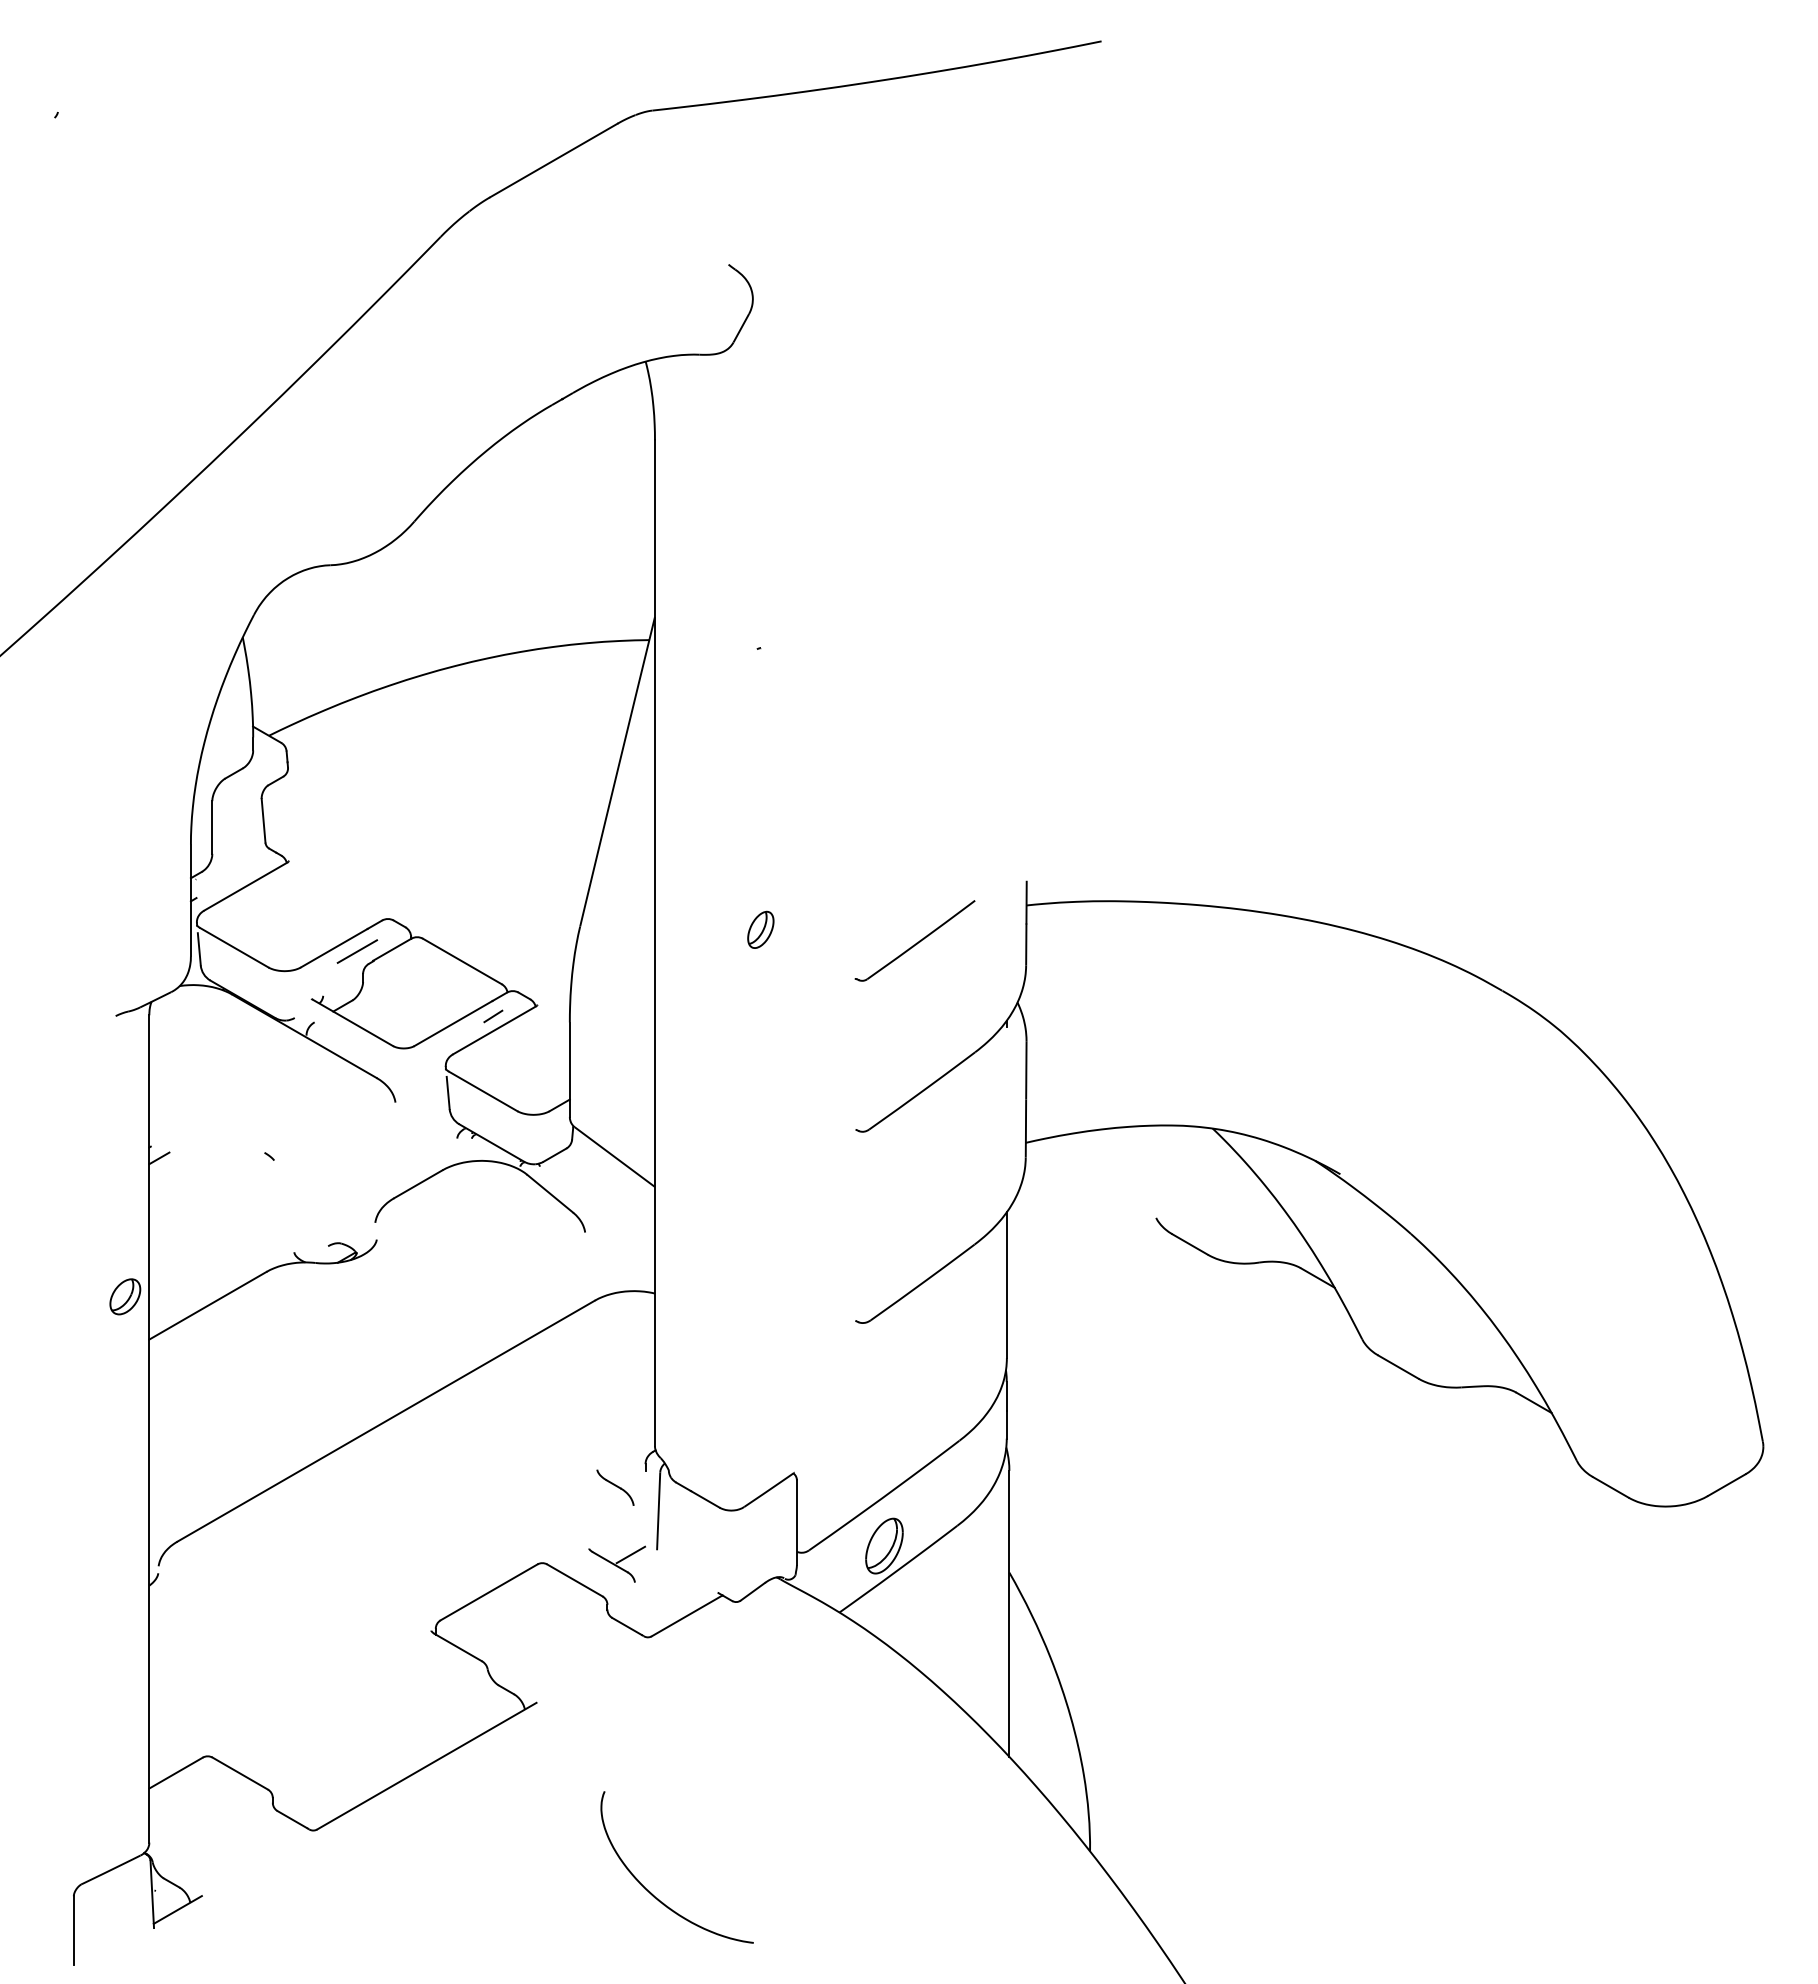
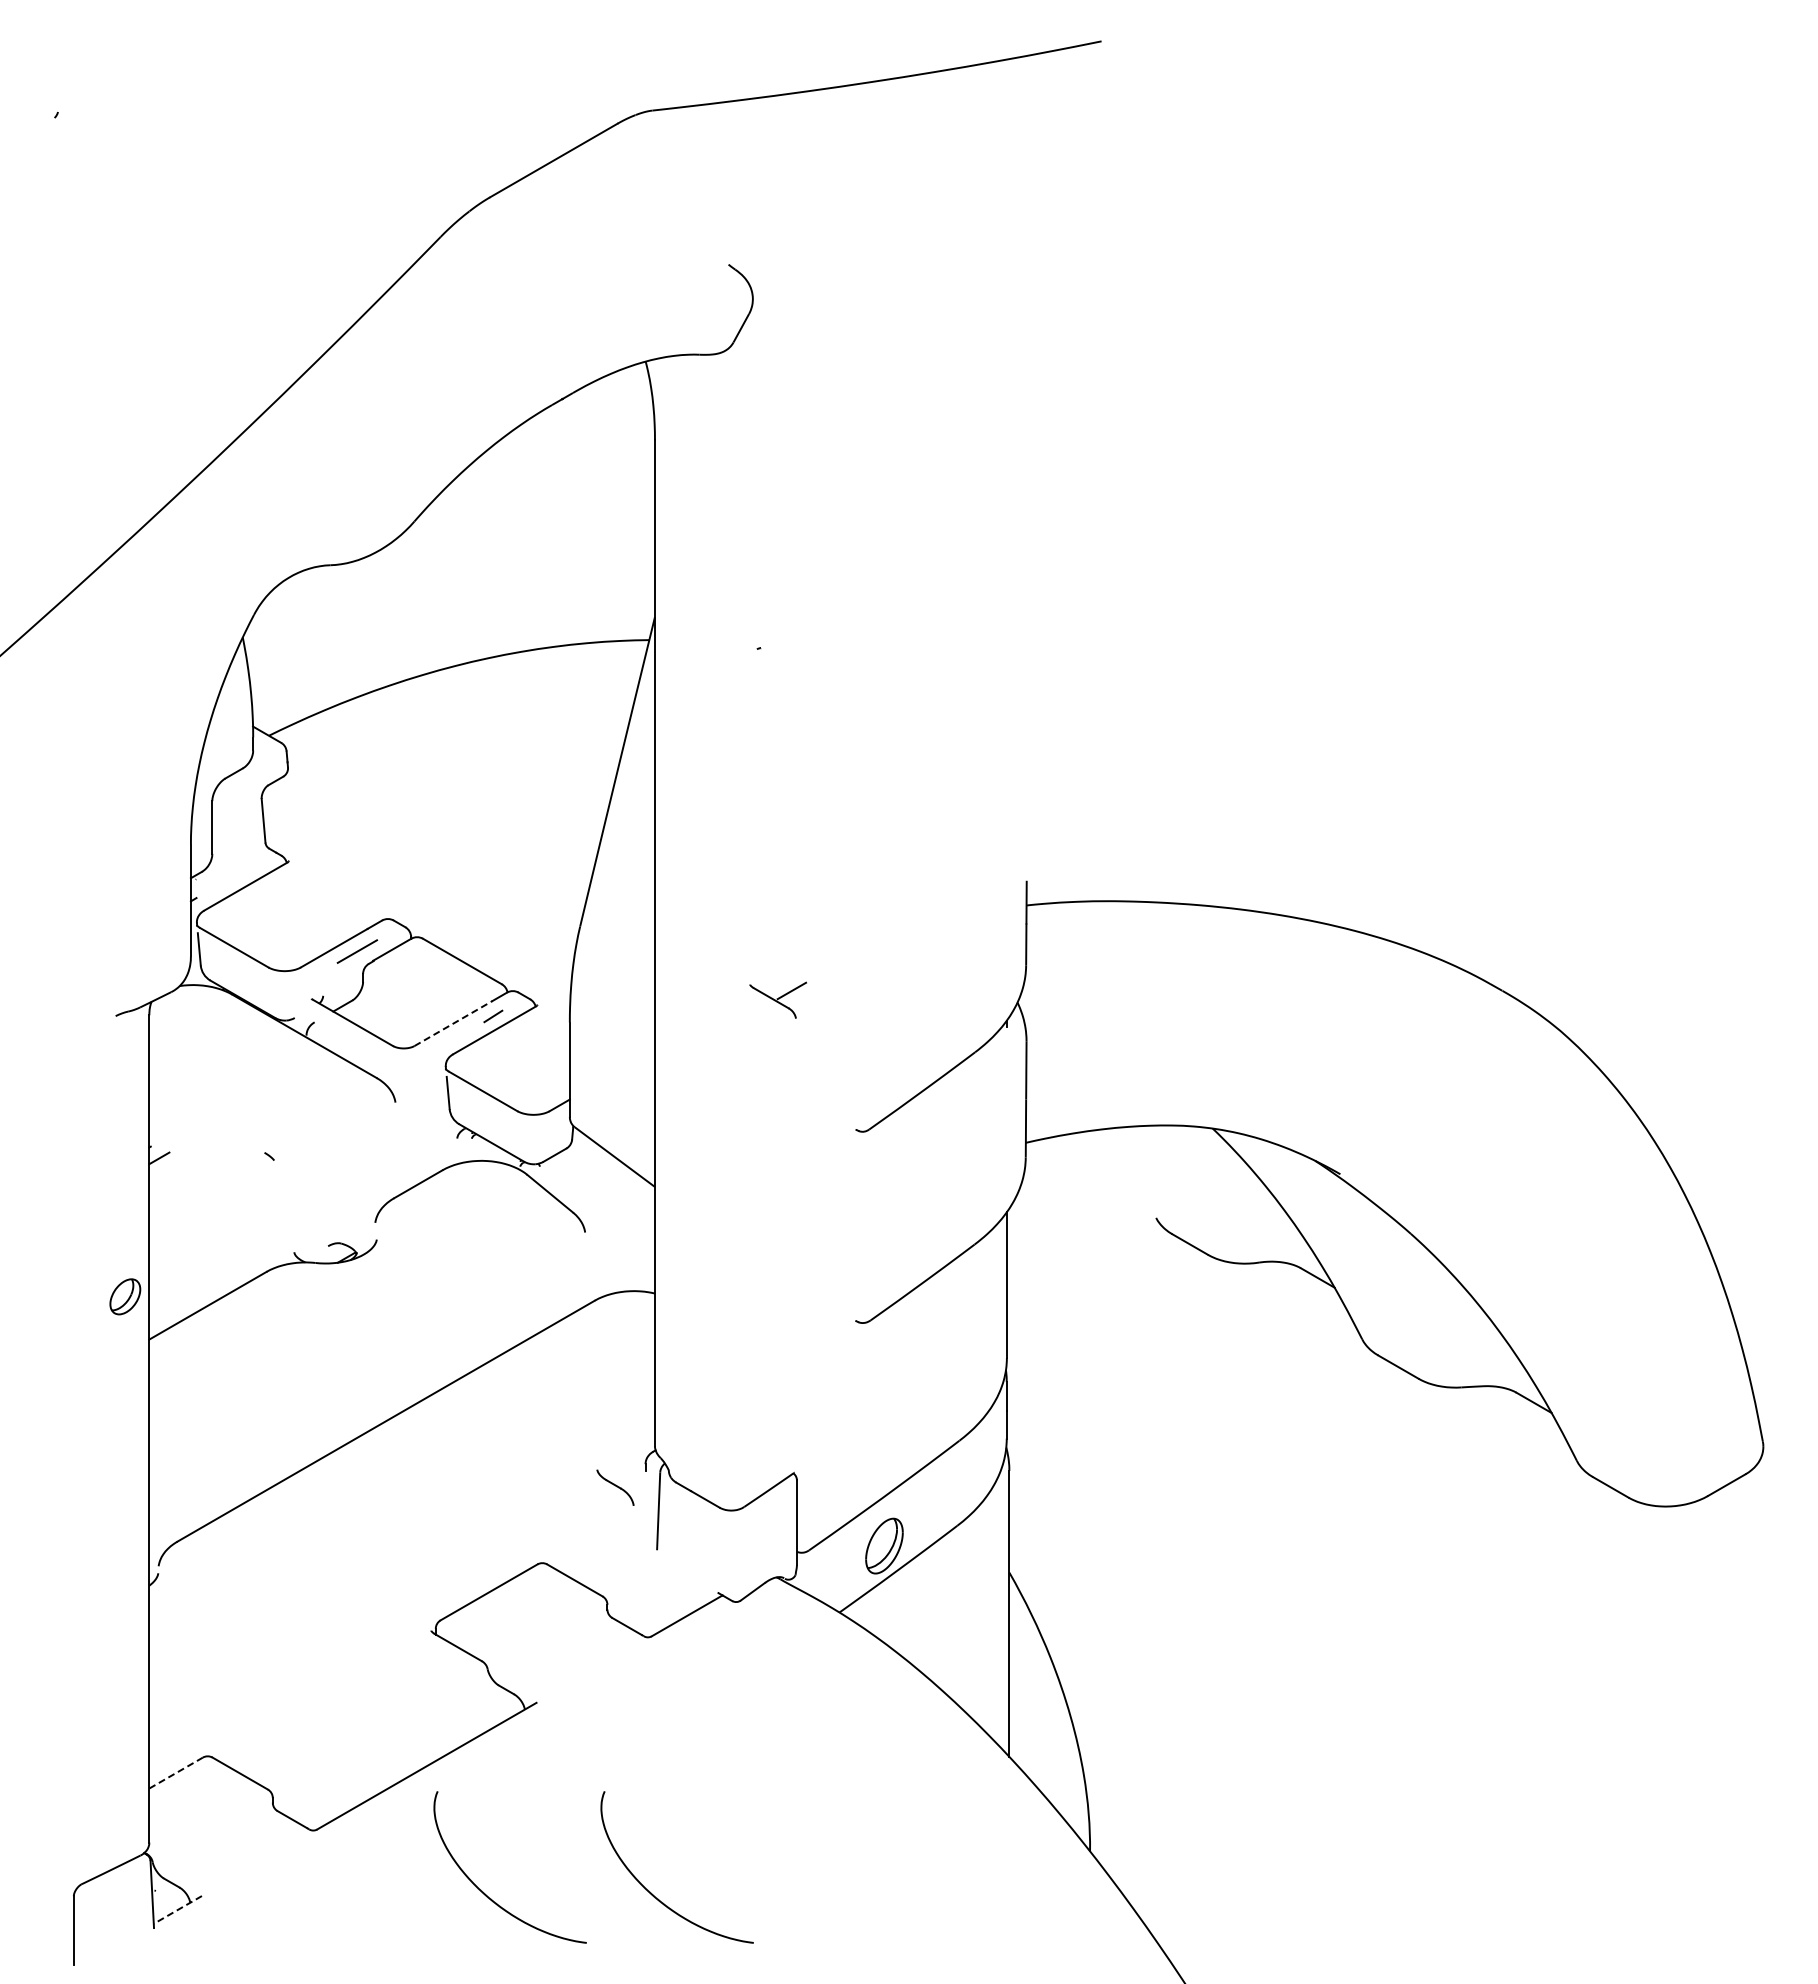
part: present -> none (760, 929)
part: present -> none (914, 940)
line: solid -> dashed (453, 1023)
part position: (616, 1563) -> (777, 999) (777, 999)
line: solid -> dashed (176, 1773)
curve: none -> present (484, 1892)
line: solid -> dashed (177, 1909)
